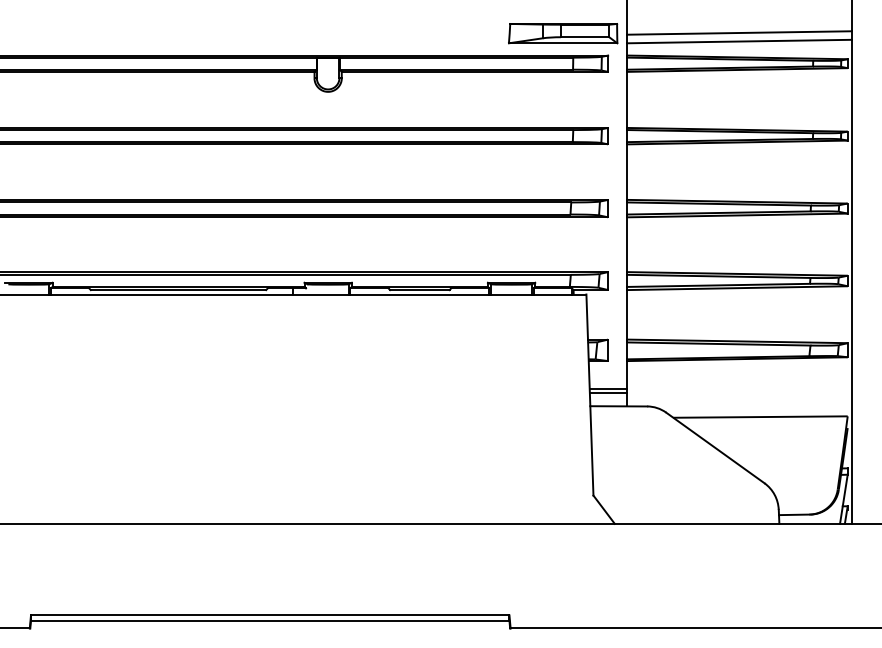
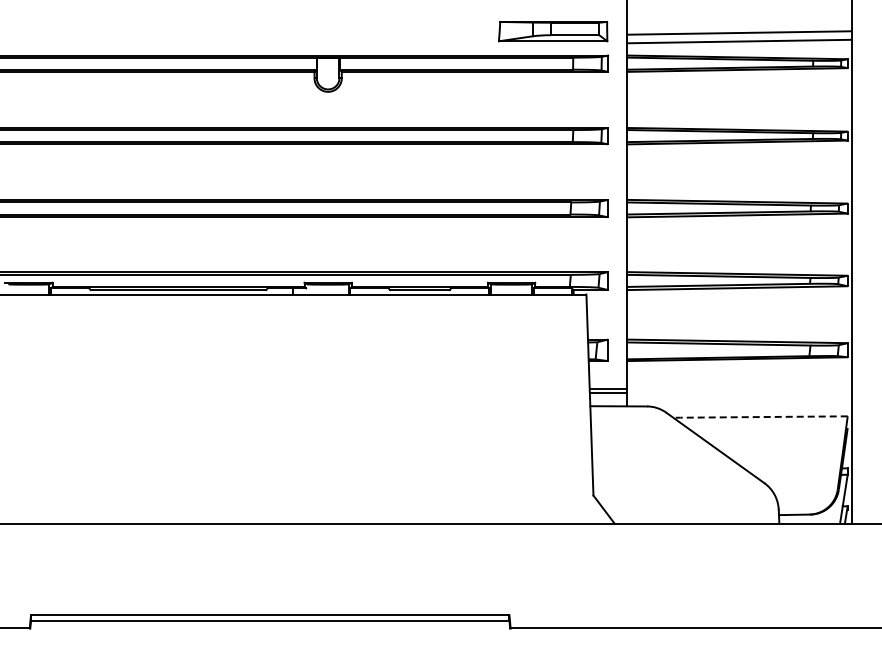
part position: (563, 33) -> (553, 31) (553, 31)
line: solid -> dashed (759, 417)
